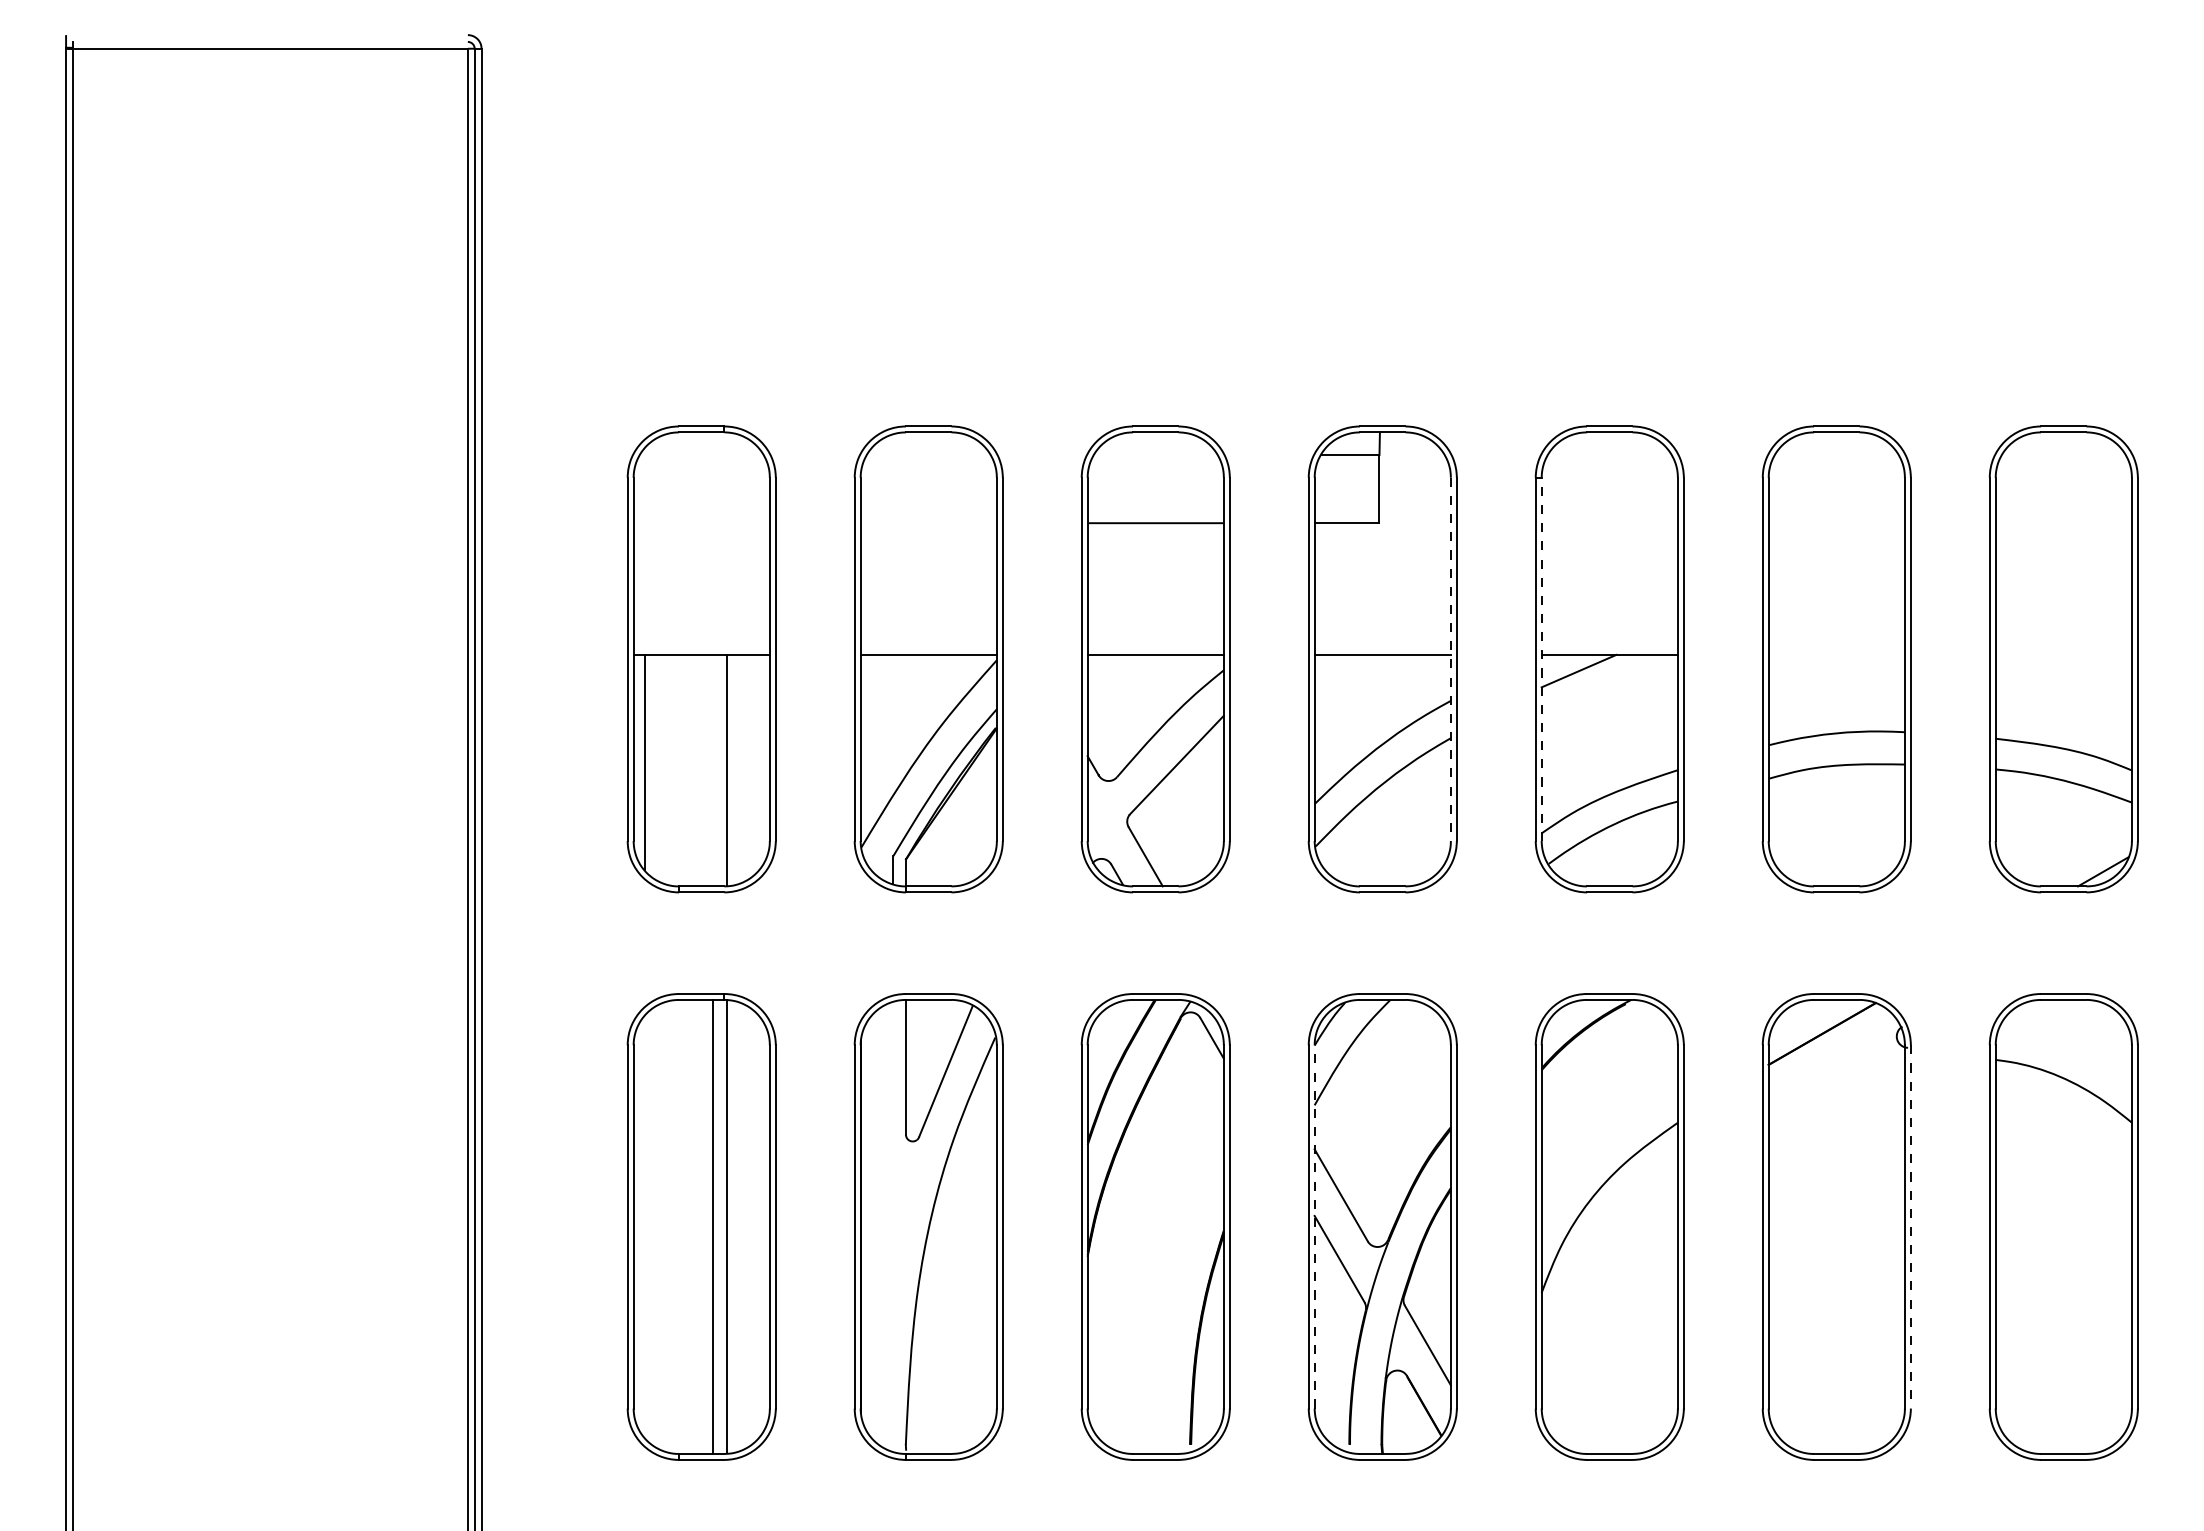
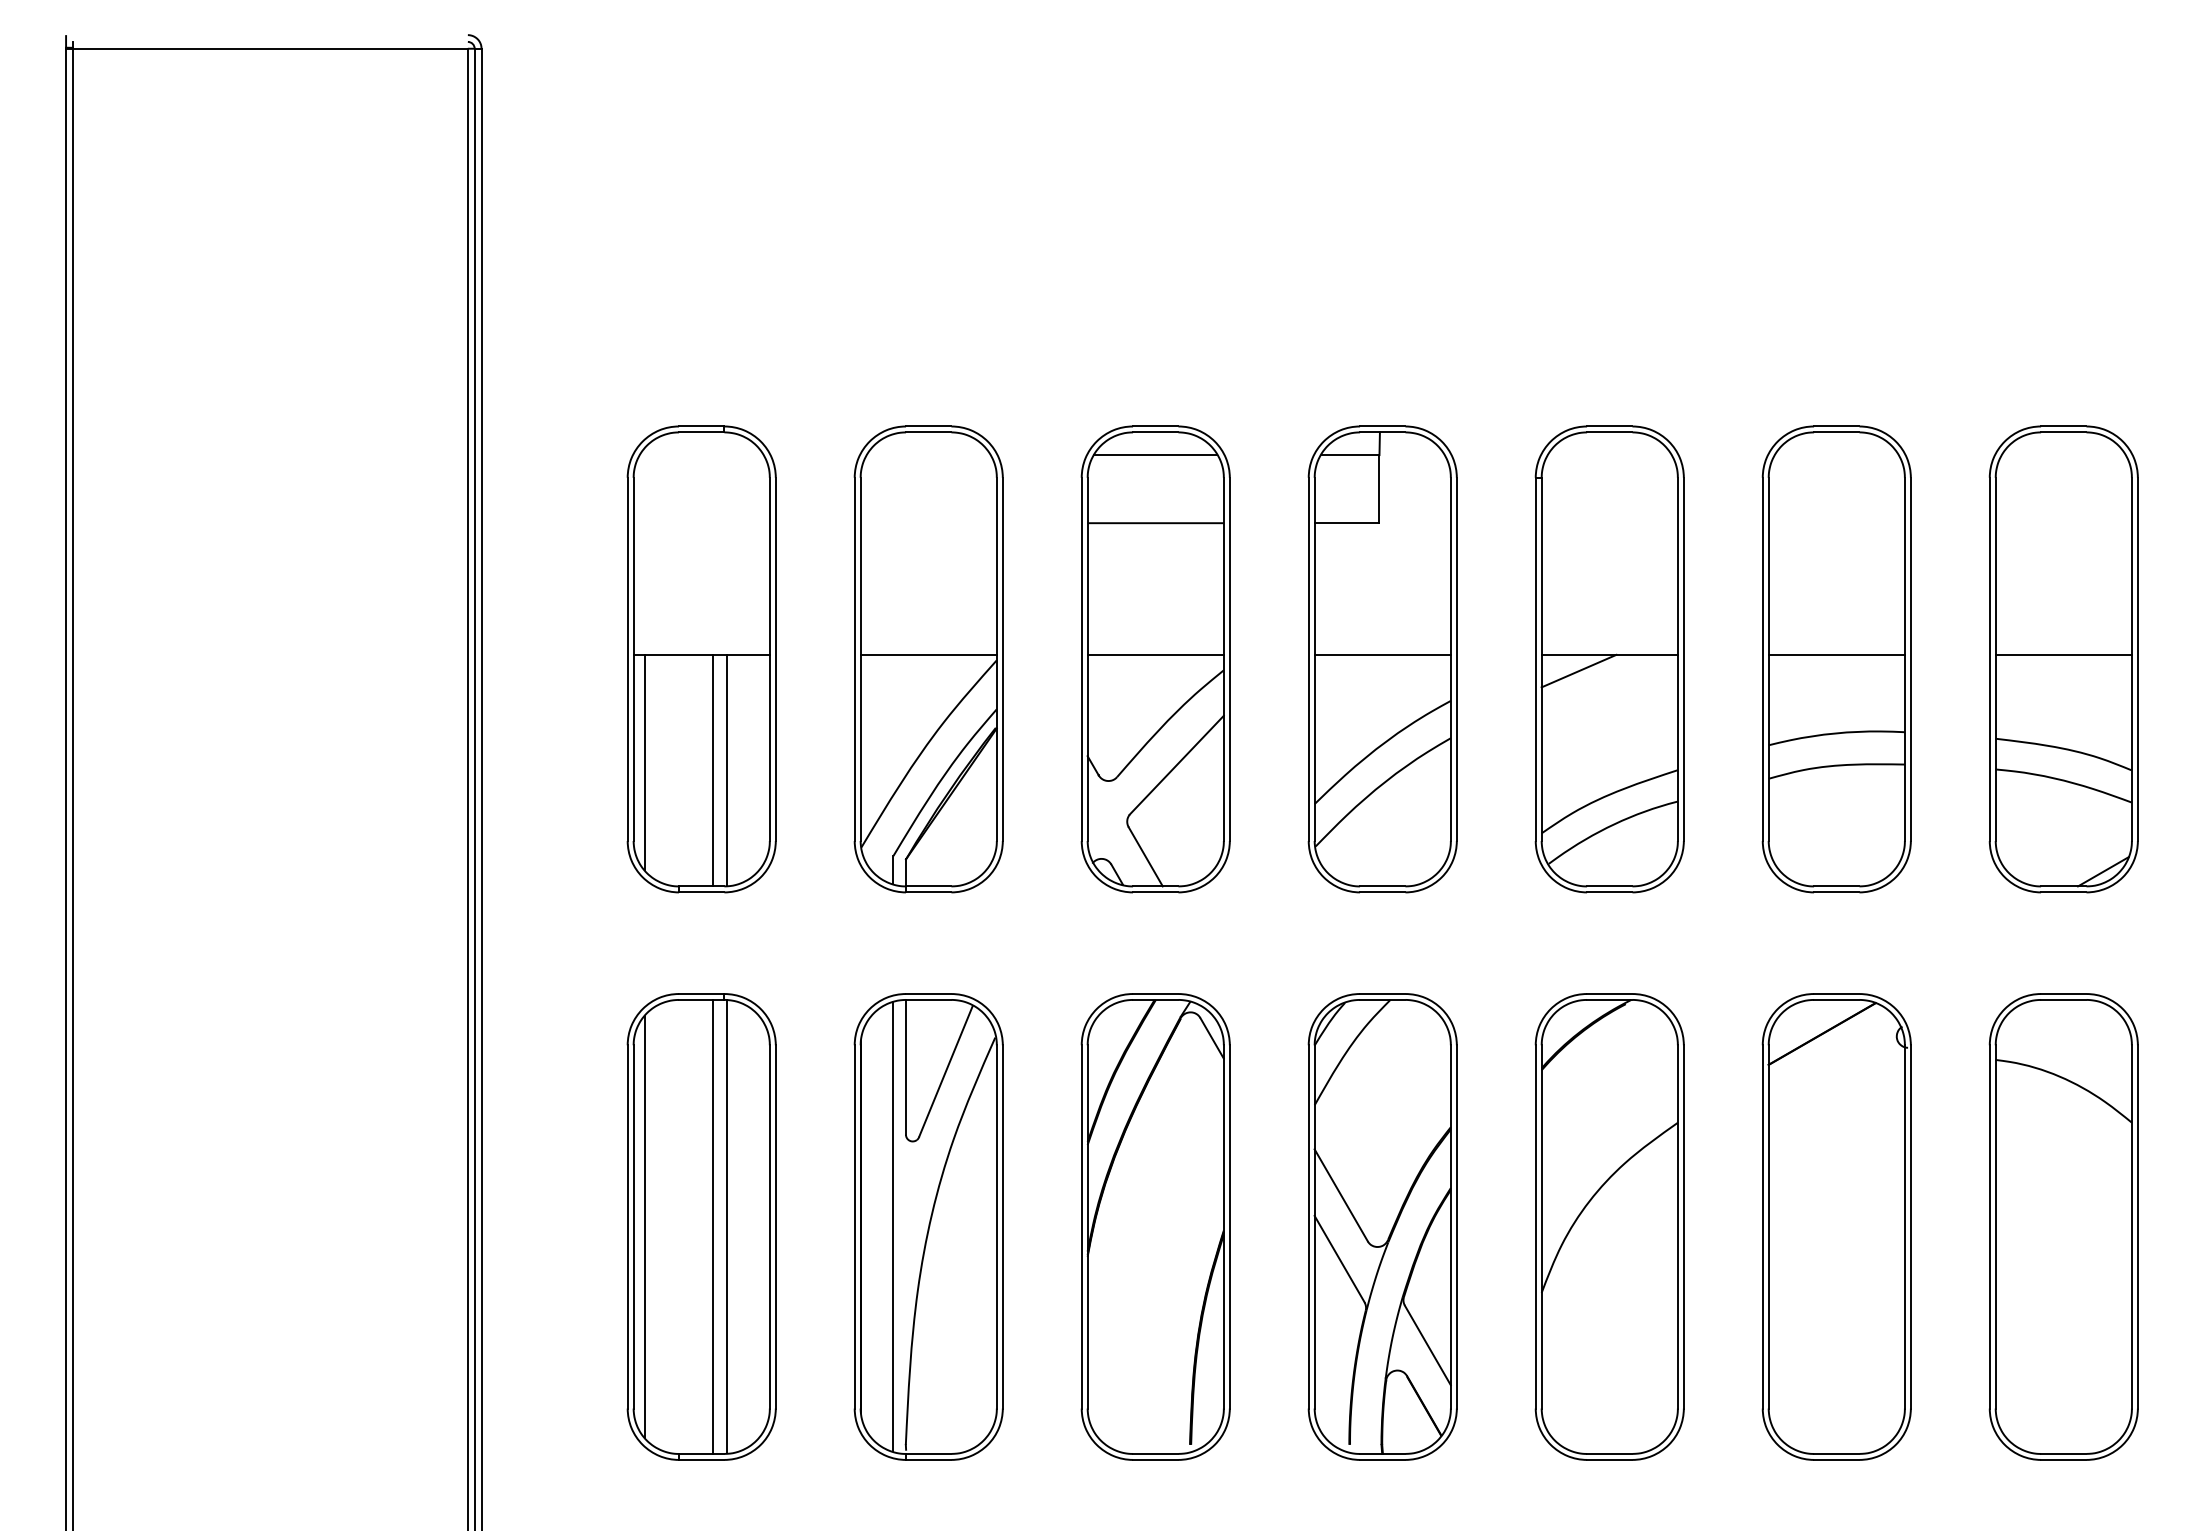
line: none -> present (1154, 455)
line: none -> present (1836, 654)
line: none -> present (2063, 654)
line: dashed -> solid (1450, 659)
line: dashed -> solid (1541, 659)
line: none -> present (713, 770)
line: none -> present (644, 1226)
line: none -> present (893, 1226)
line: dashed -> solid (1314, 1226)
line: dashed -> solid (1910, 1226)
